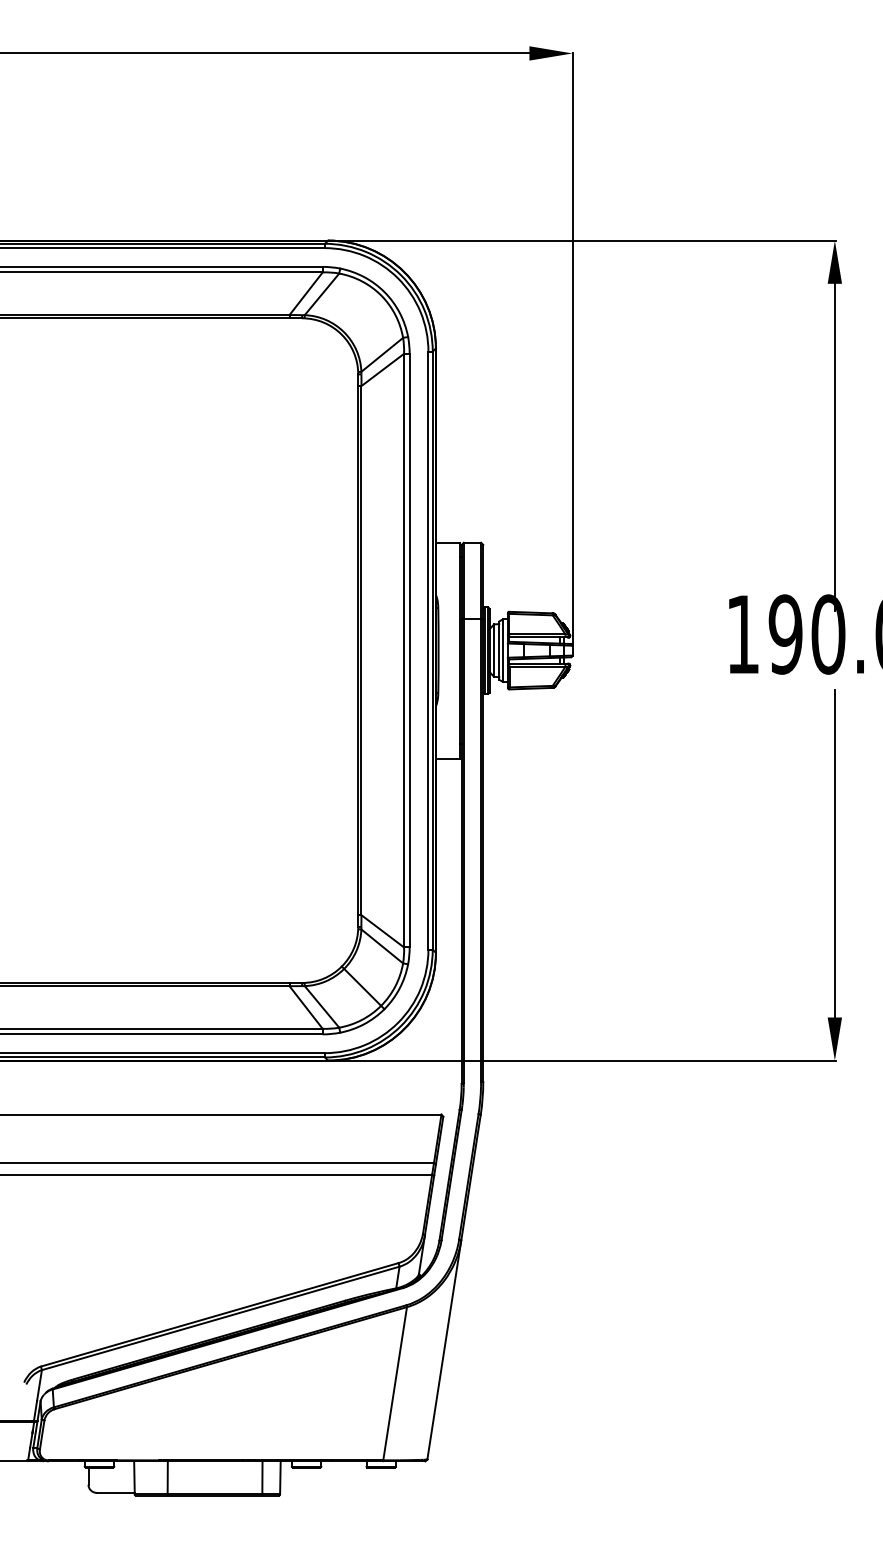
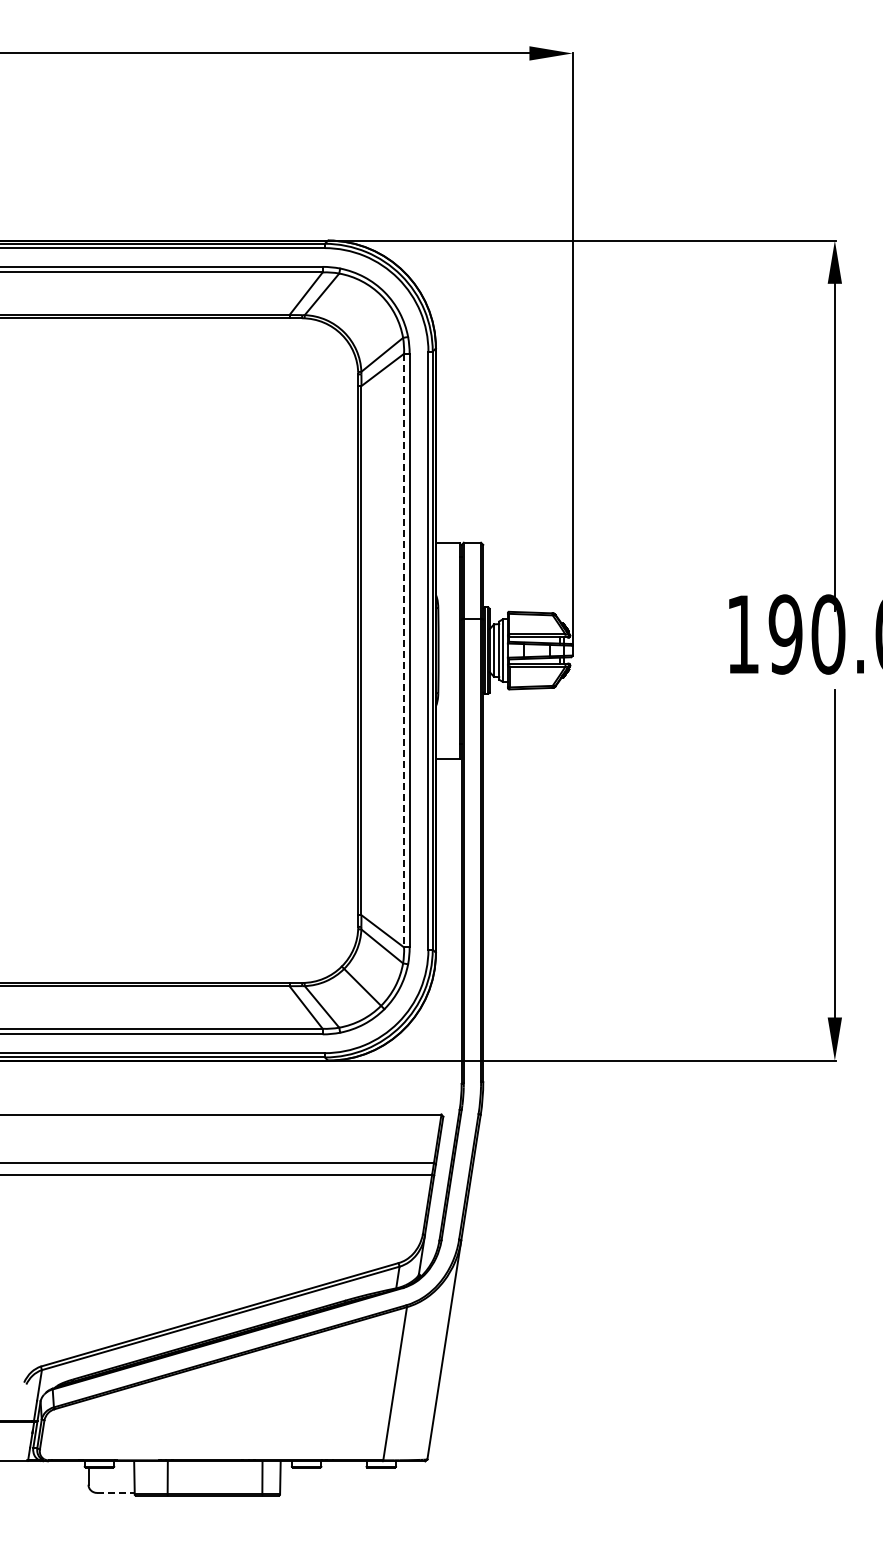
line: solid -> dashed (404, 650)
line: solid -> dashed (115, 1492)
